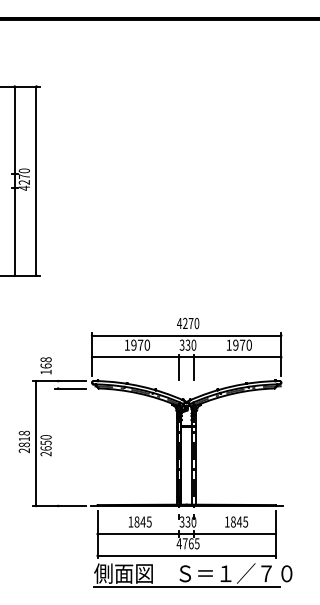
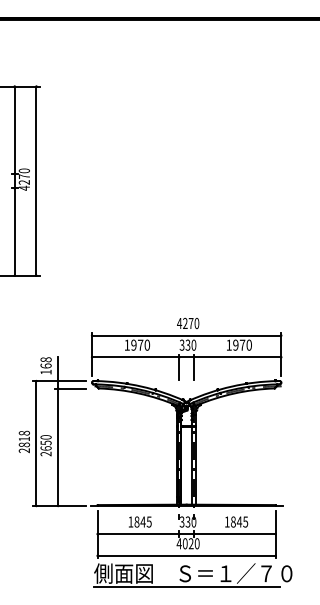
line: none -> present (58, 430)
text: 4765 -> 4020 (190, 543)
